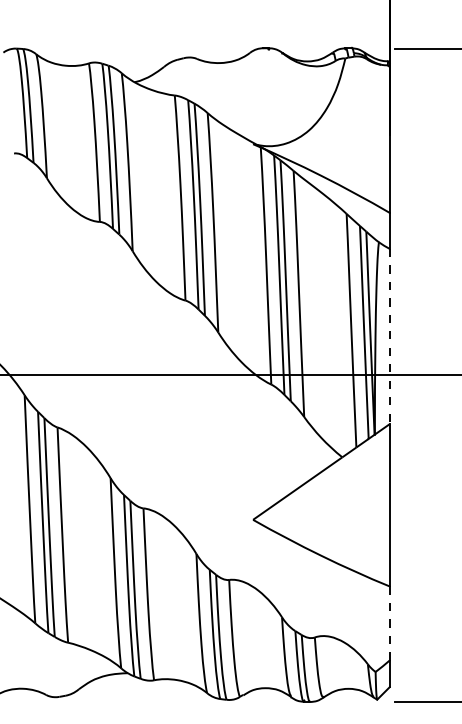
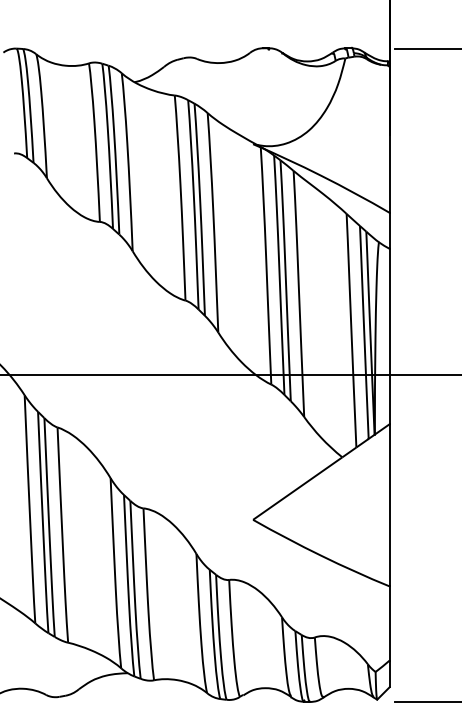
line: dashed -> solid (389, 336)
line: dashed -> solid (389, 622)
